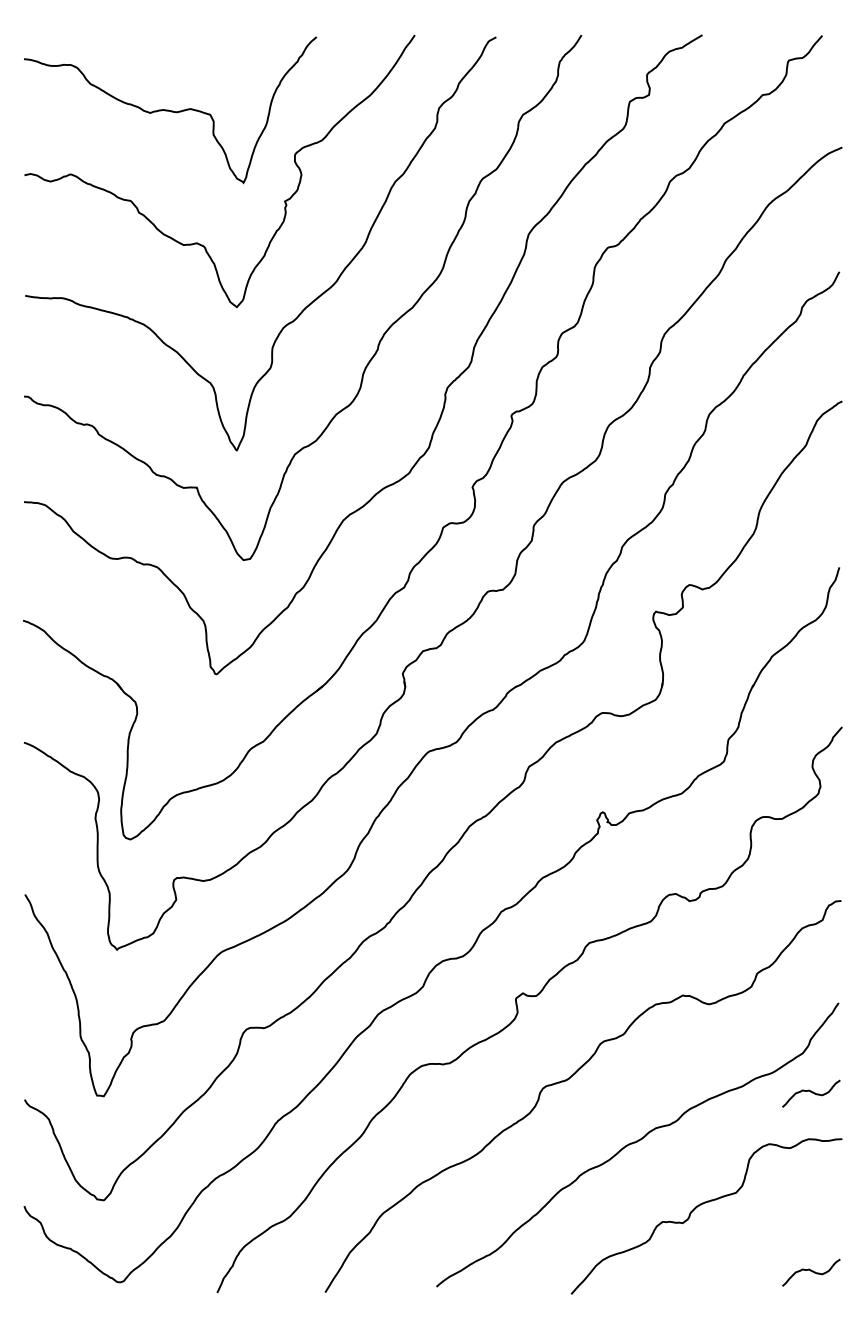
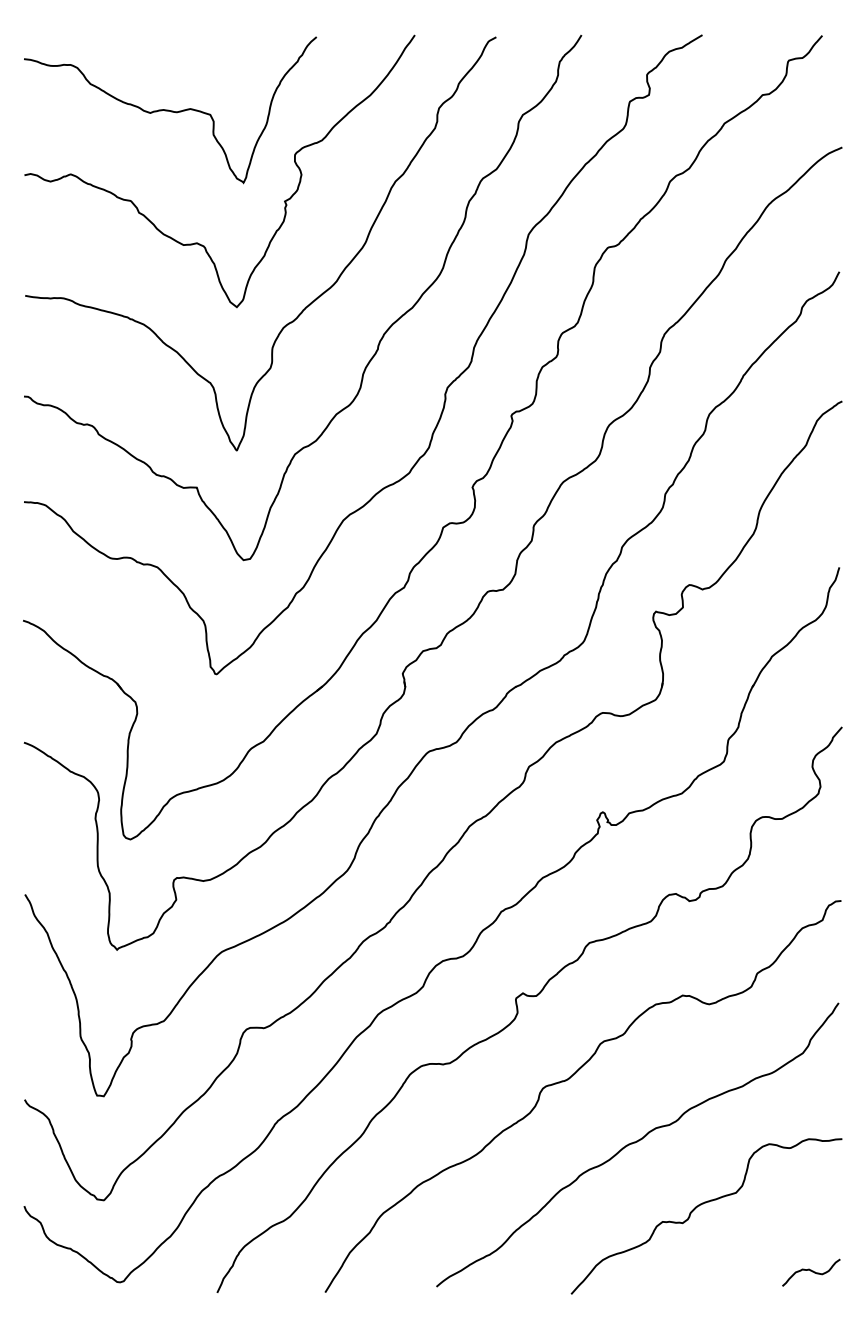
curve: present -> none (811, 1092)
